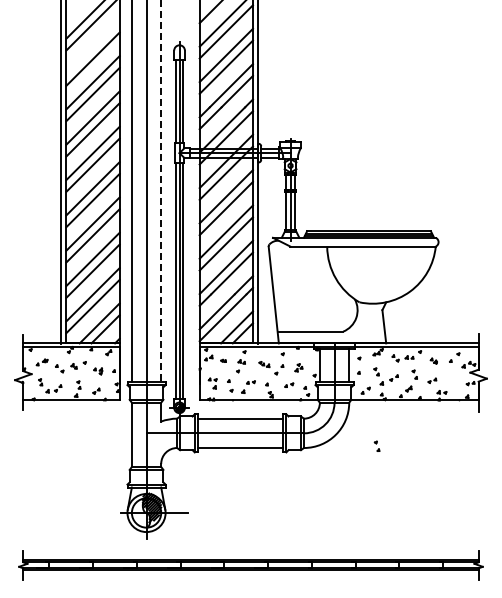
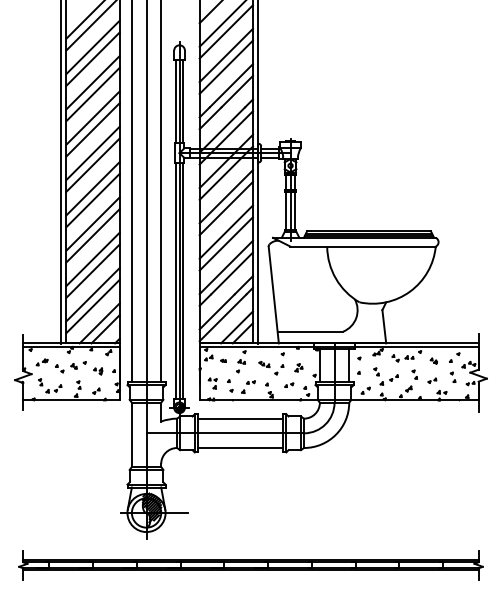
line: none -> present (92, 47)
line: dashed -> solid (161, 191)
part position: (376, 445) -> (452, 376) (452, 376)
